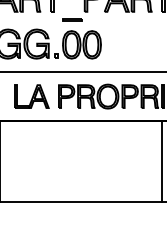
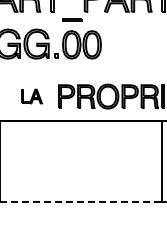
line: present -> none (82, 71)
part size: 36x25 px -> 22x17 px (31, 96)
line: solid -> dashed (81, 201)
